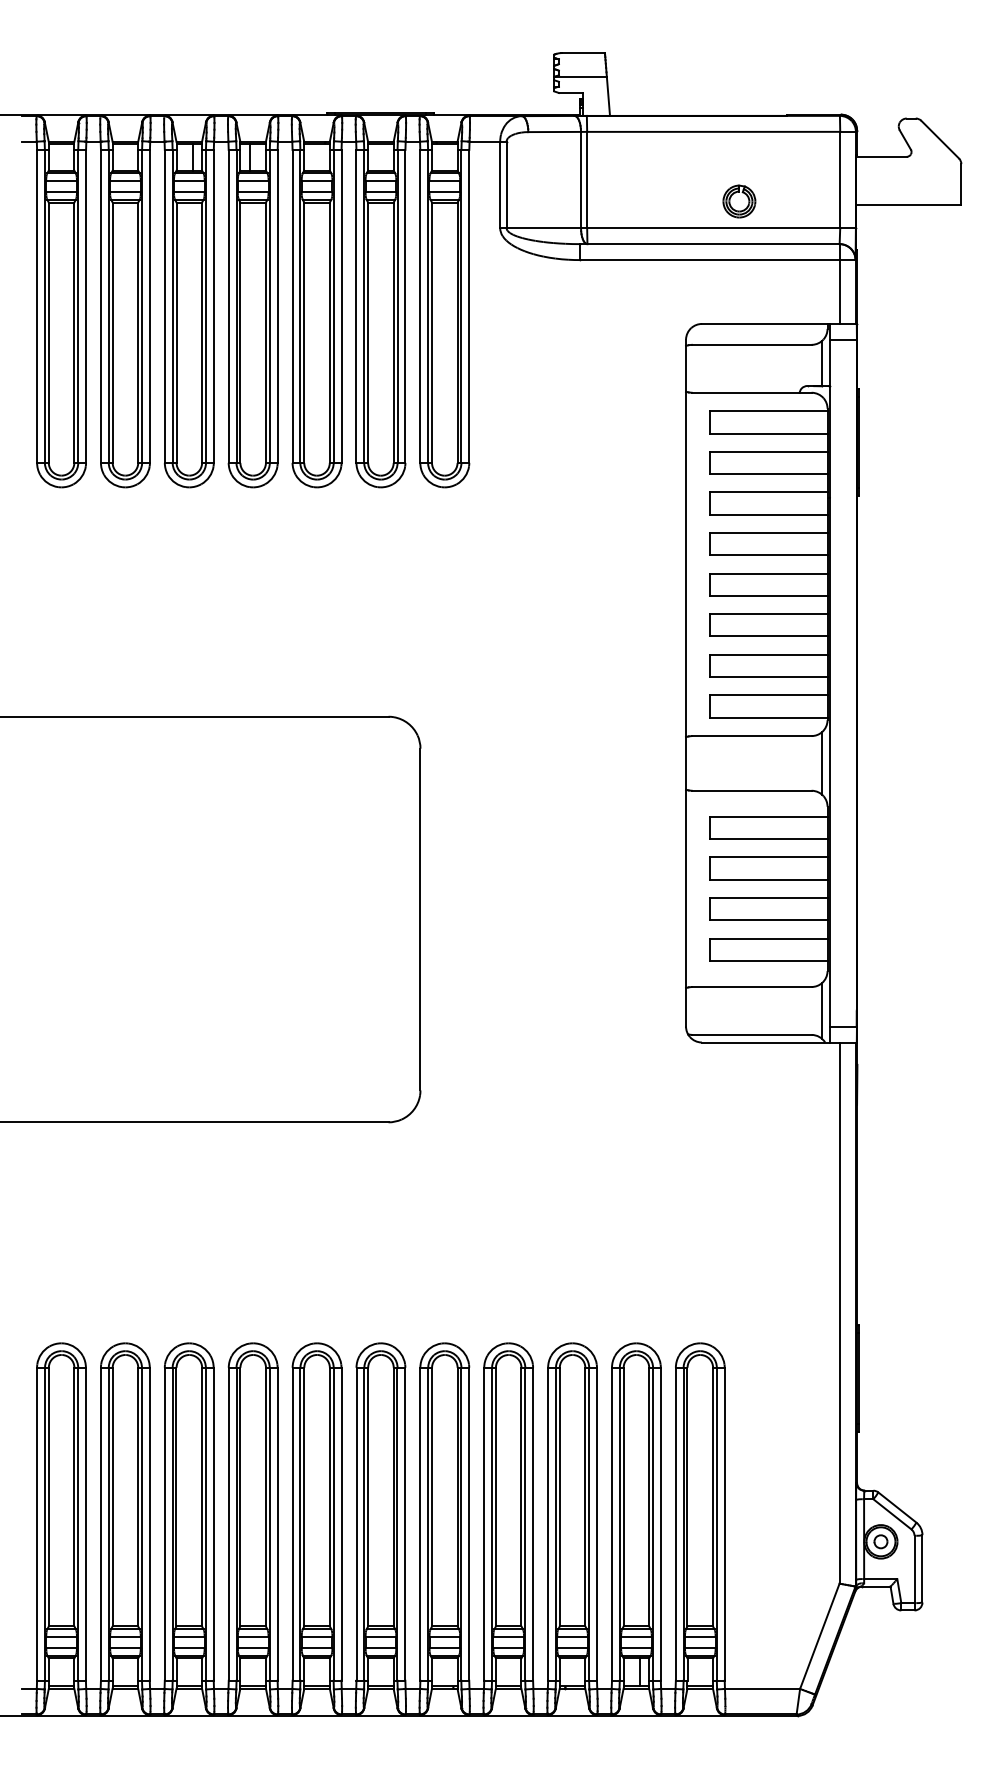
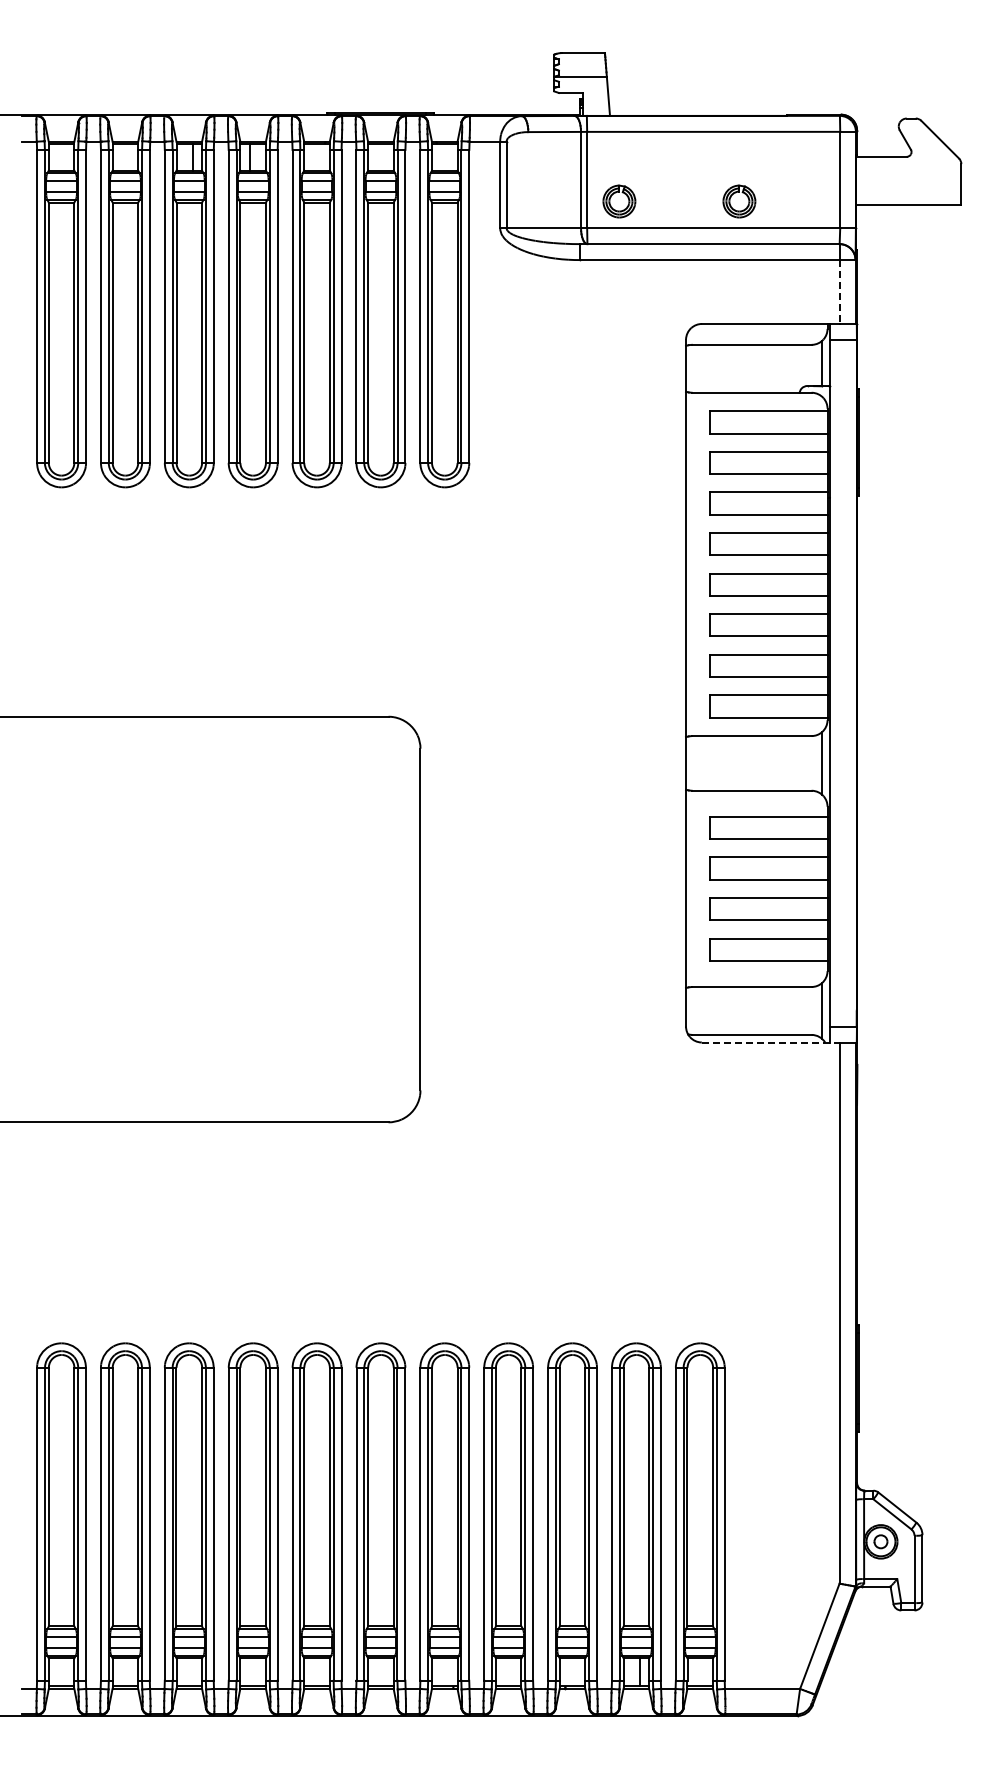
part: none -> present (619, 201)
line: solid -> dashed (839, 292)
line: solid -> dashed (770, 1042)
